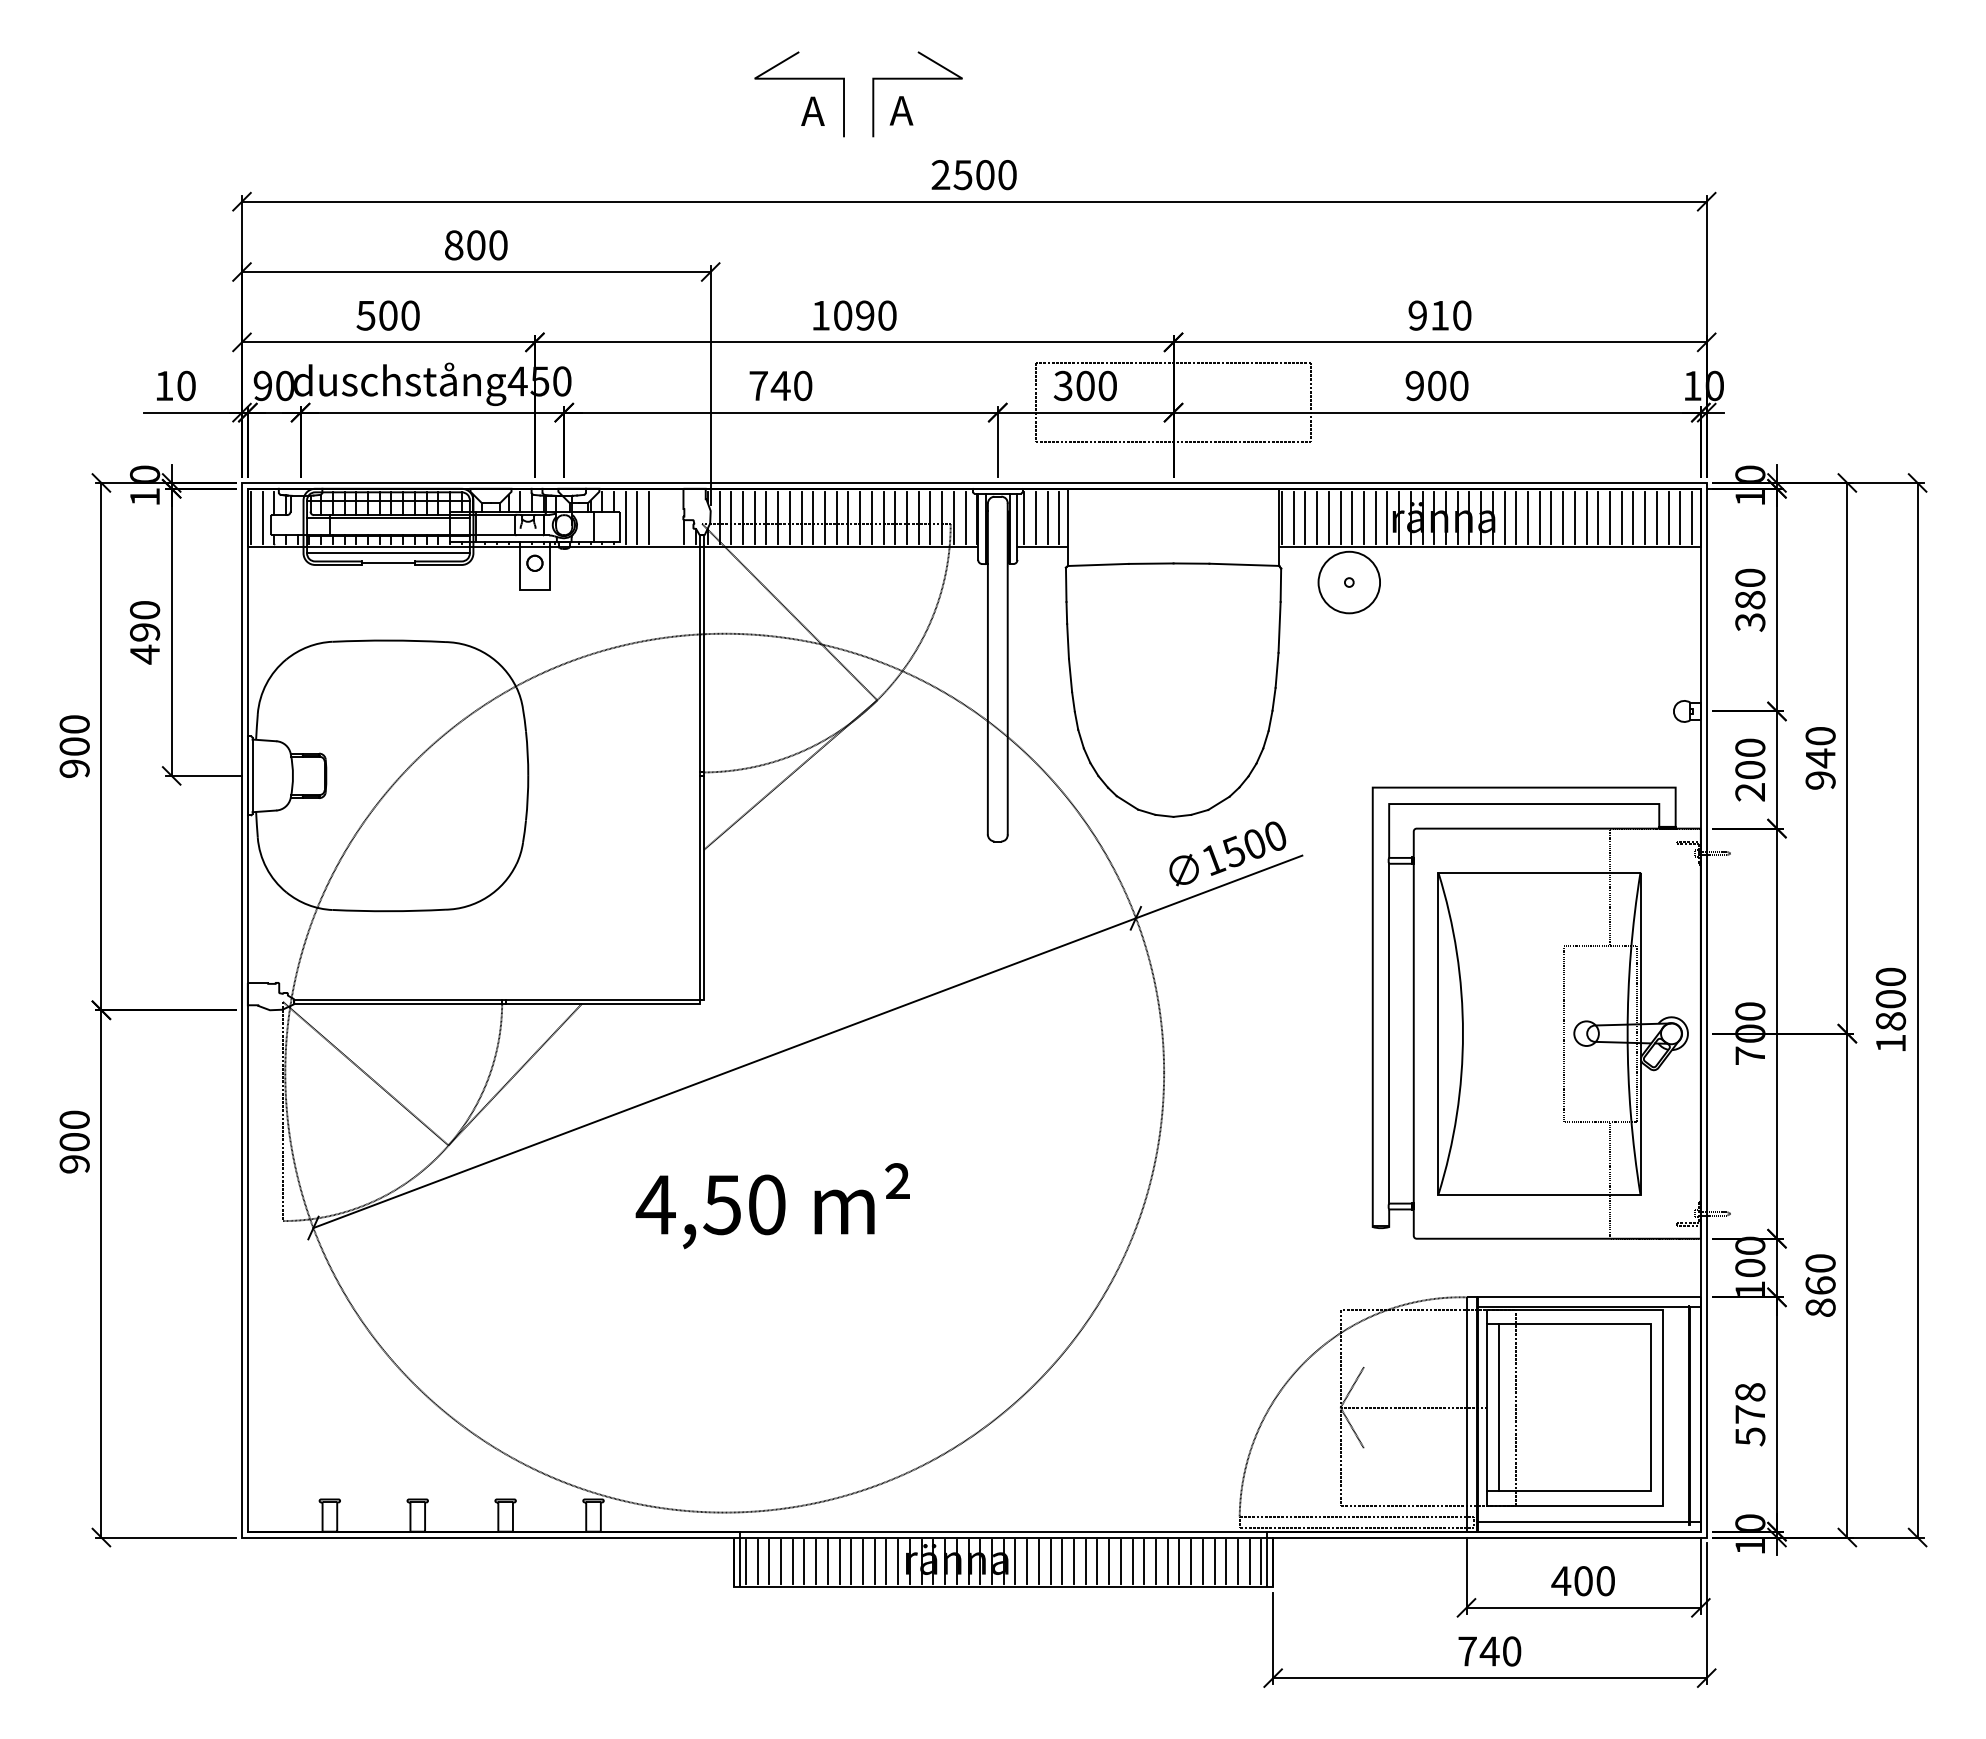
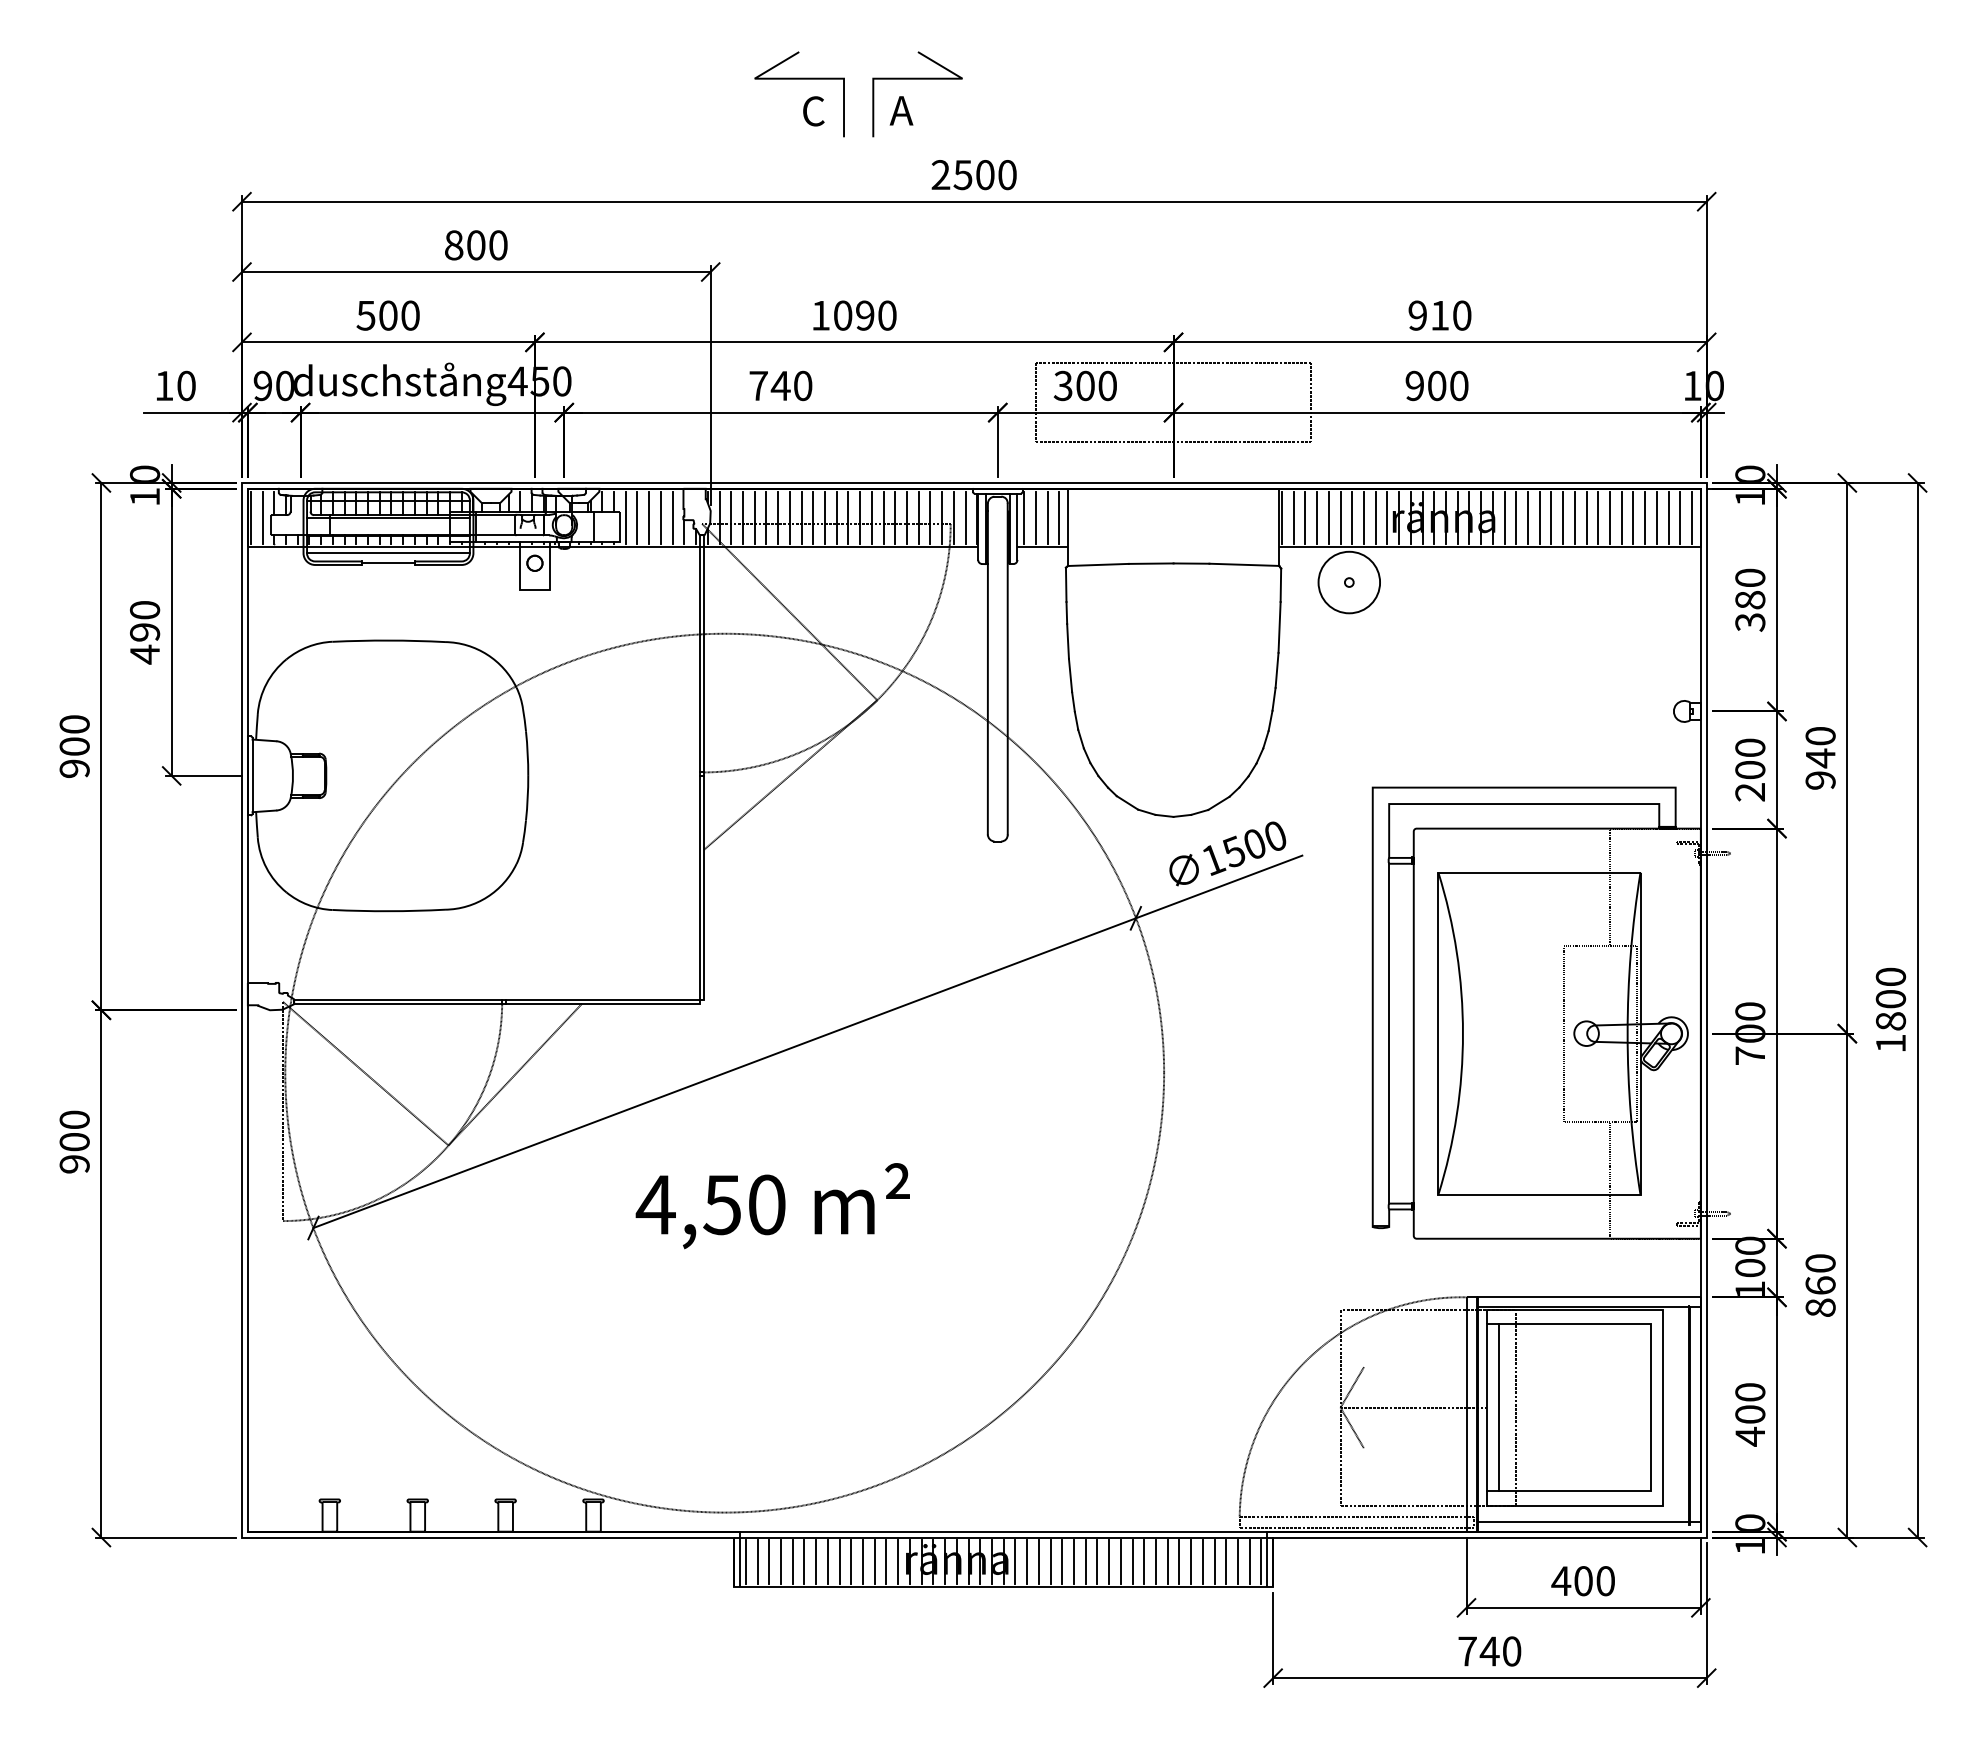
text: A -> C (812, 111)
line: none -> present (660, 517)
line: none -> present (672, 517)
text: 578 -> 400 (1750, 1414)
